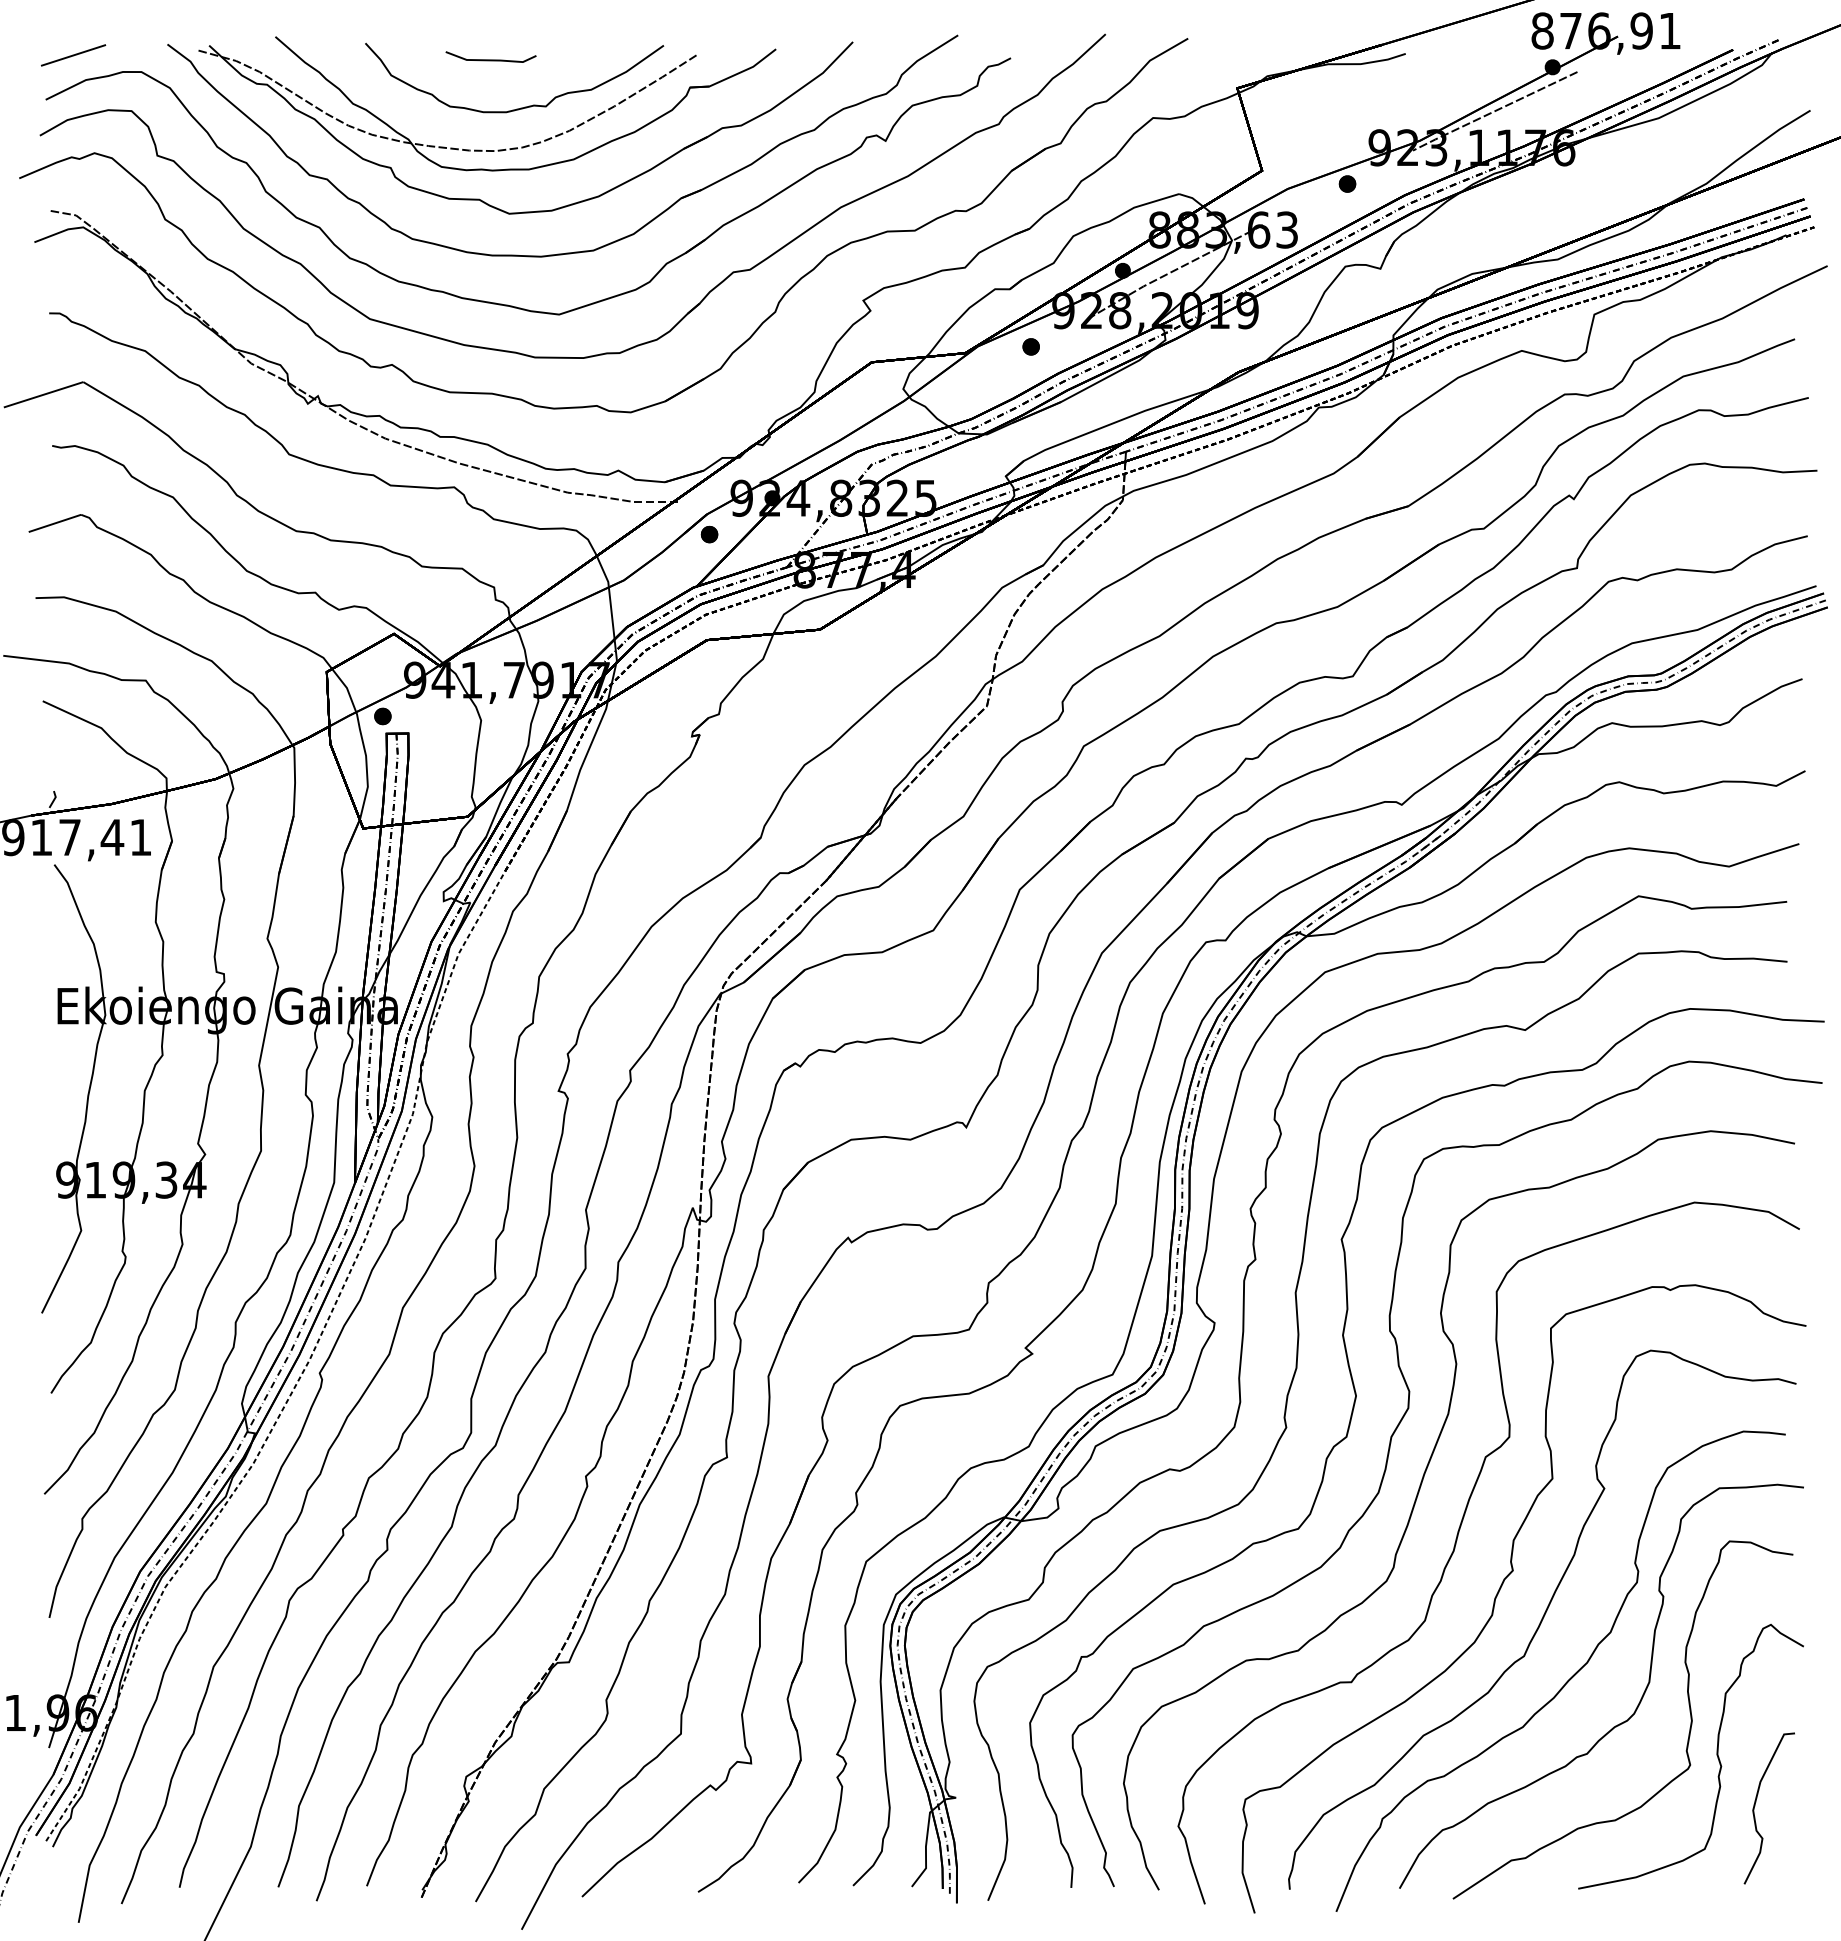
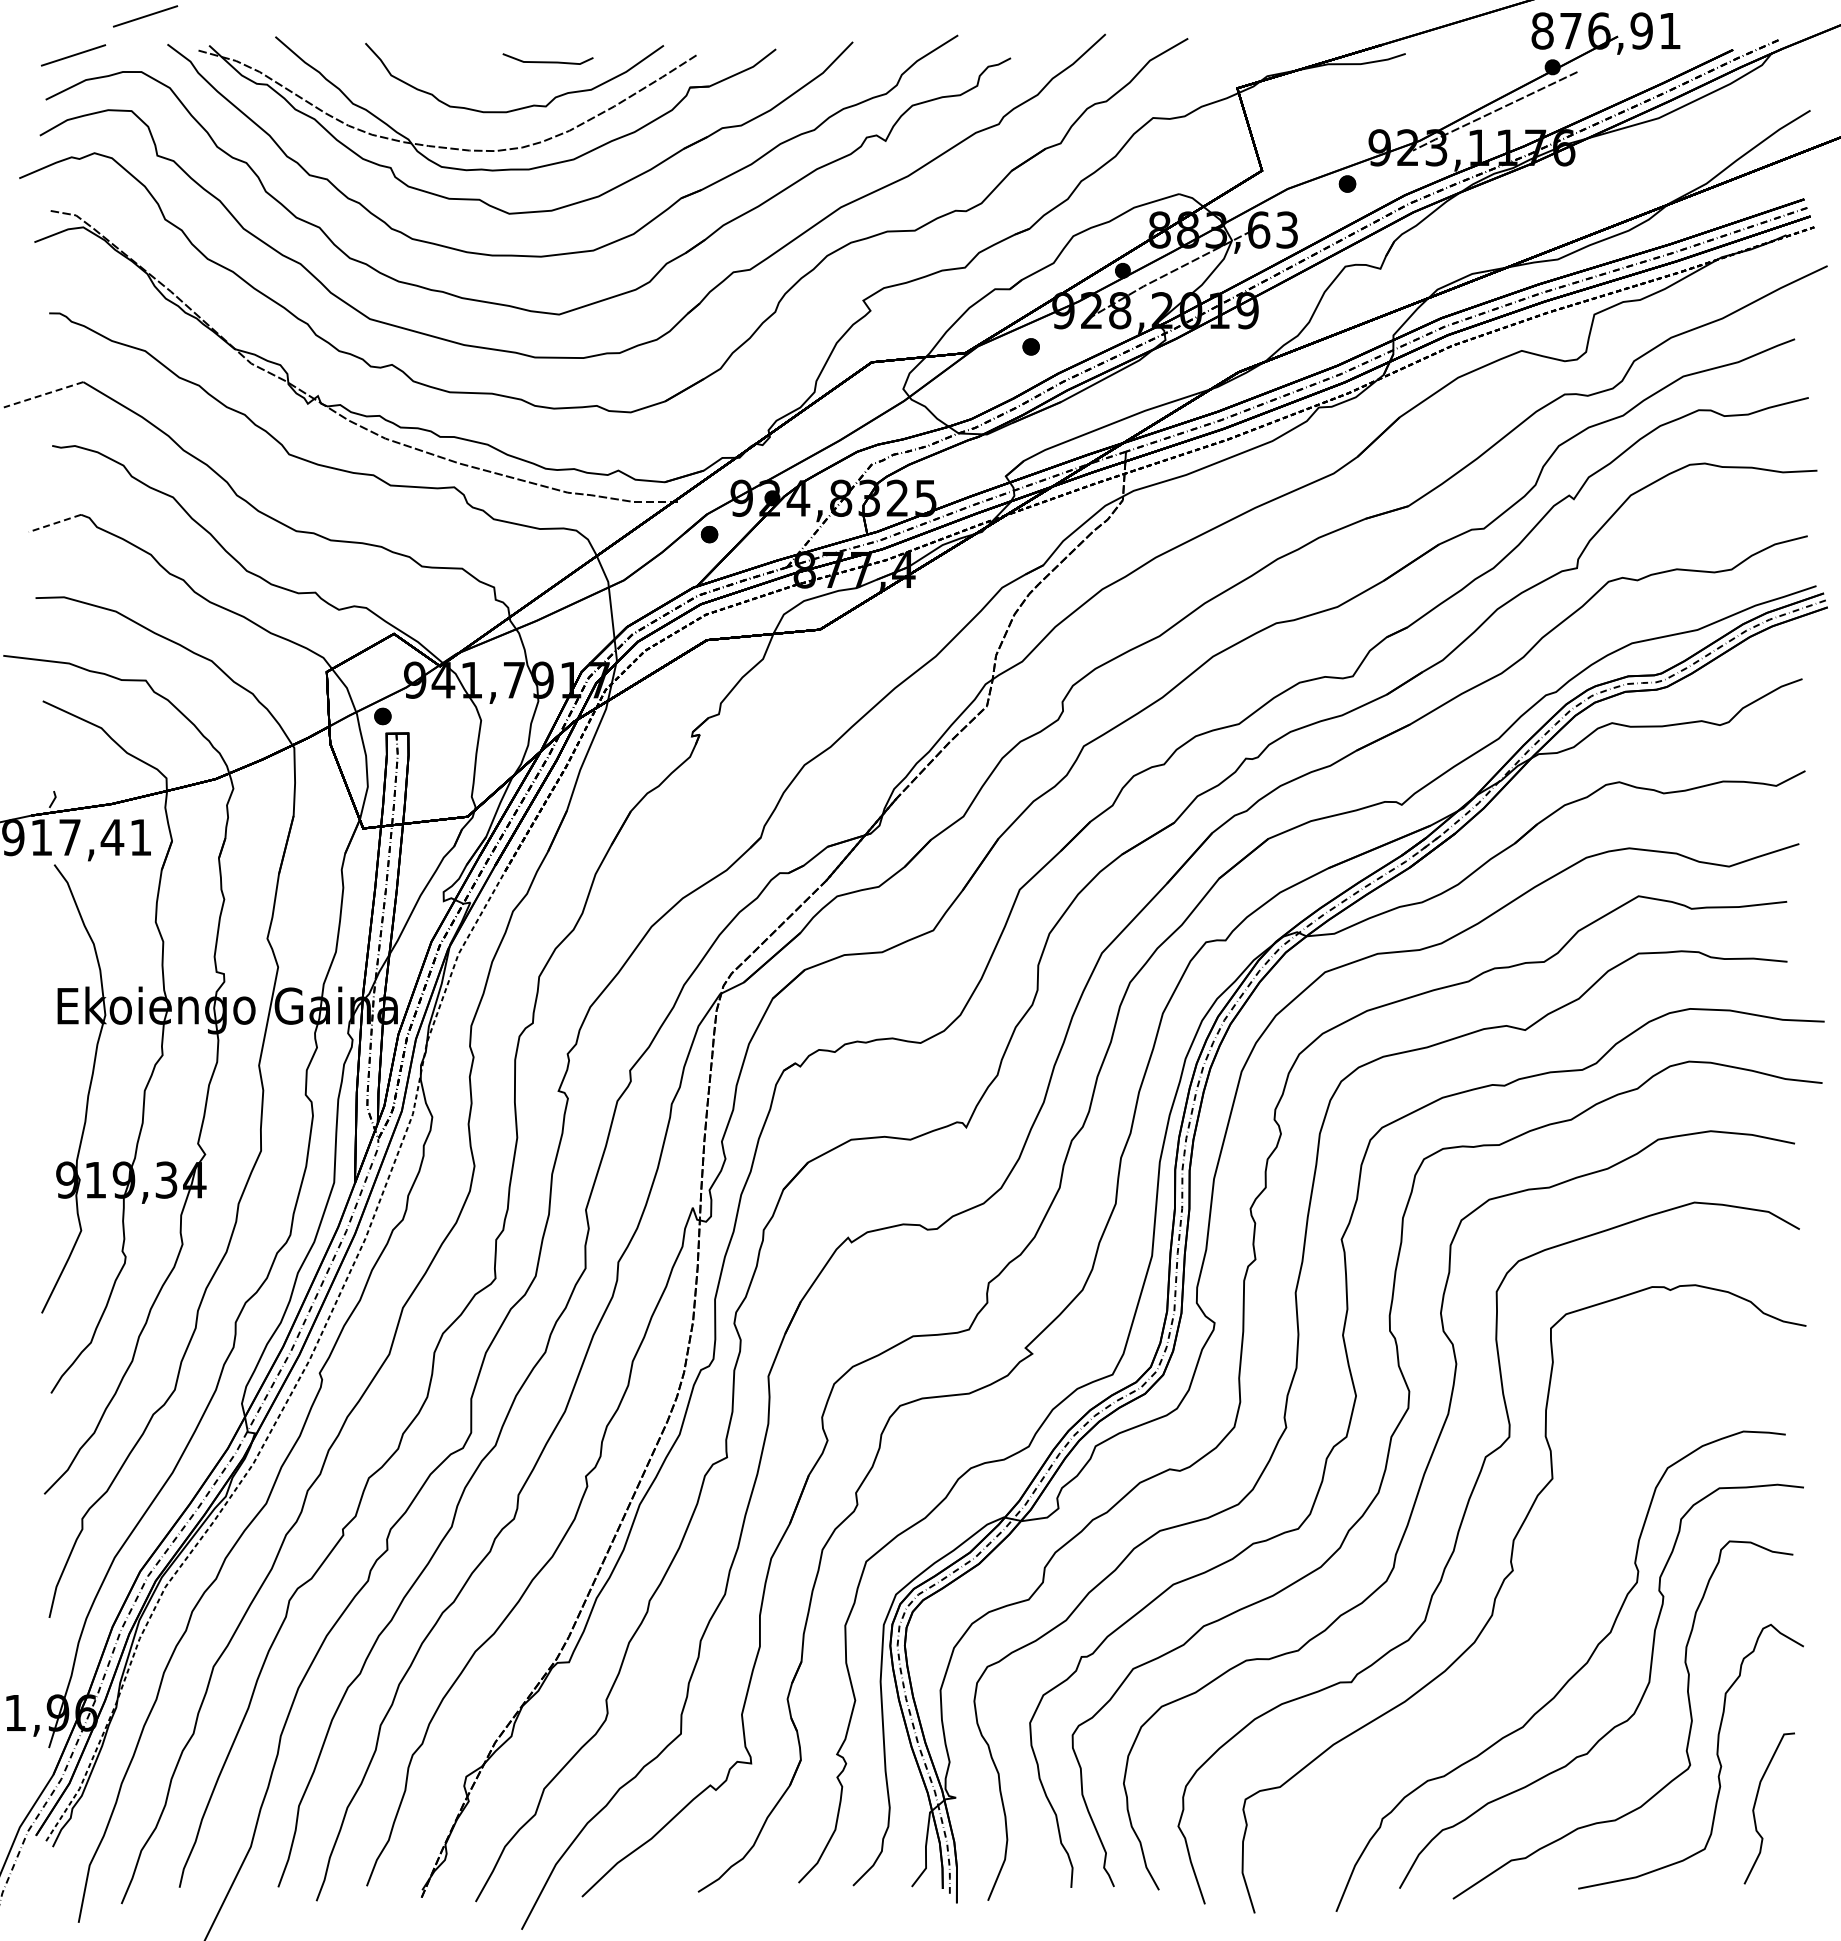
line: none -> present (145, 16)
line position: (490, 59) -> (547, 61) (547, 61)
line: solid -> dashed (43, 394)
line: solid -> dashed (54, 523)
curve: present -> none (1542, 1619)
